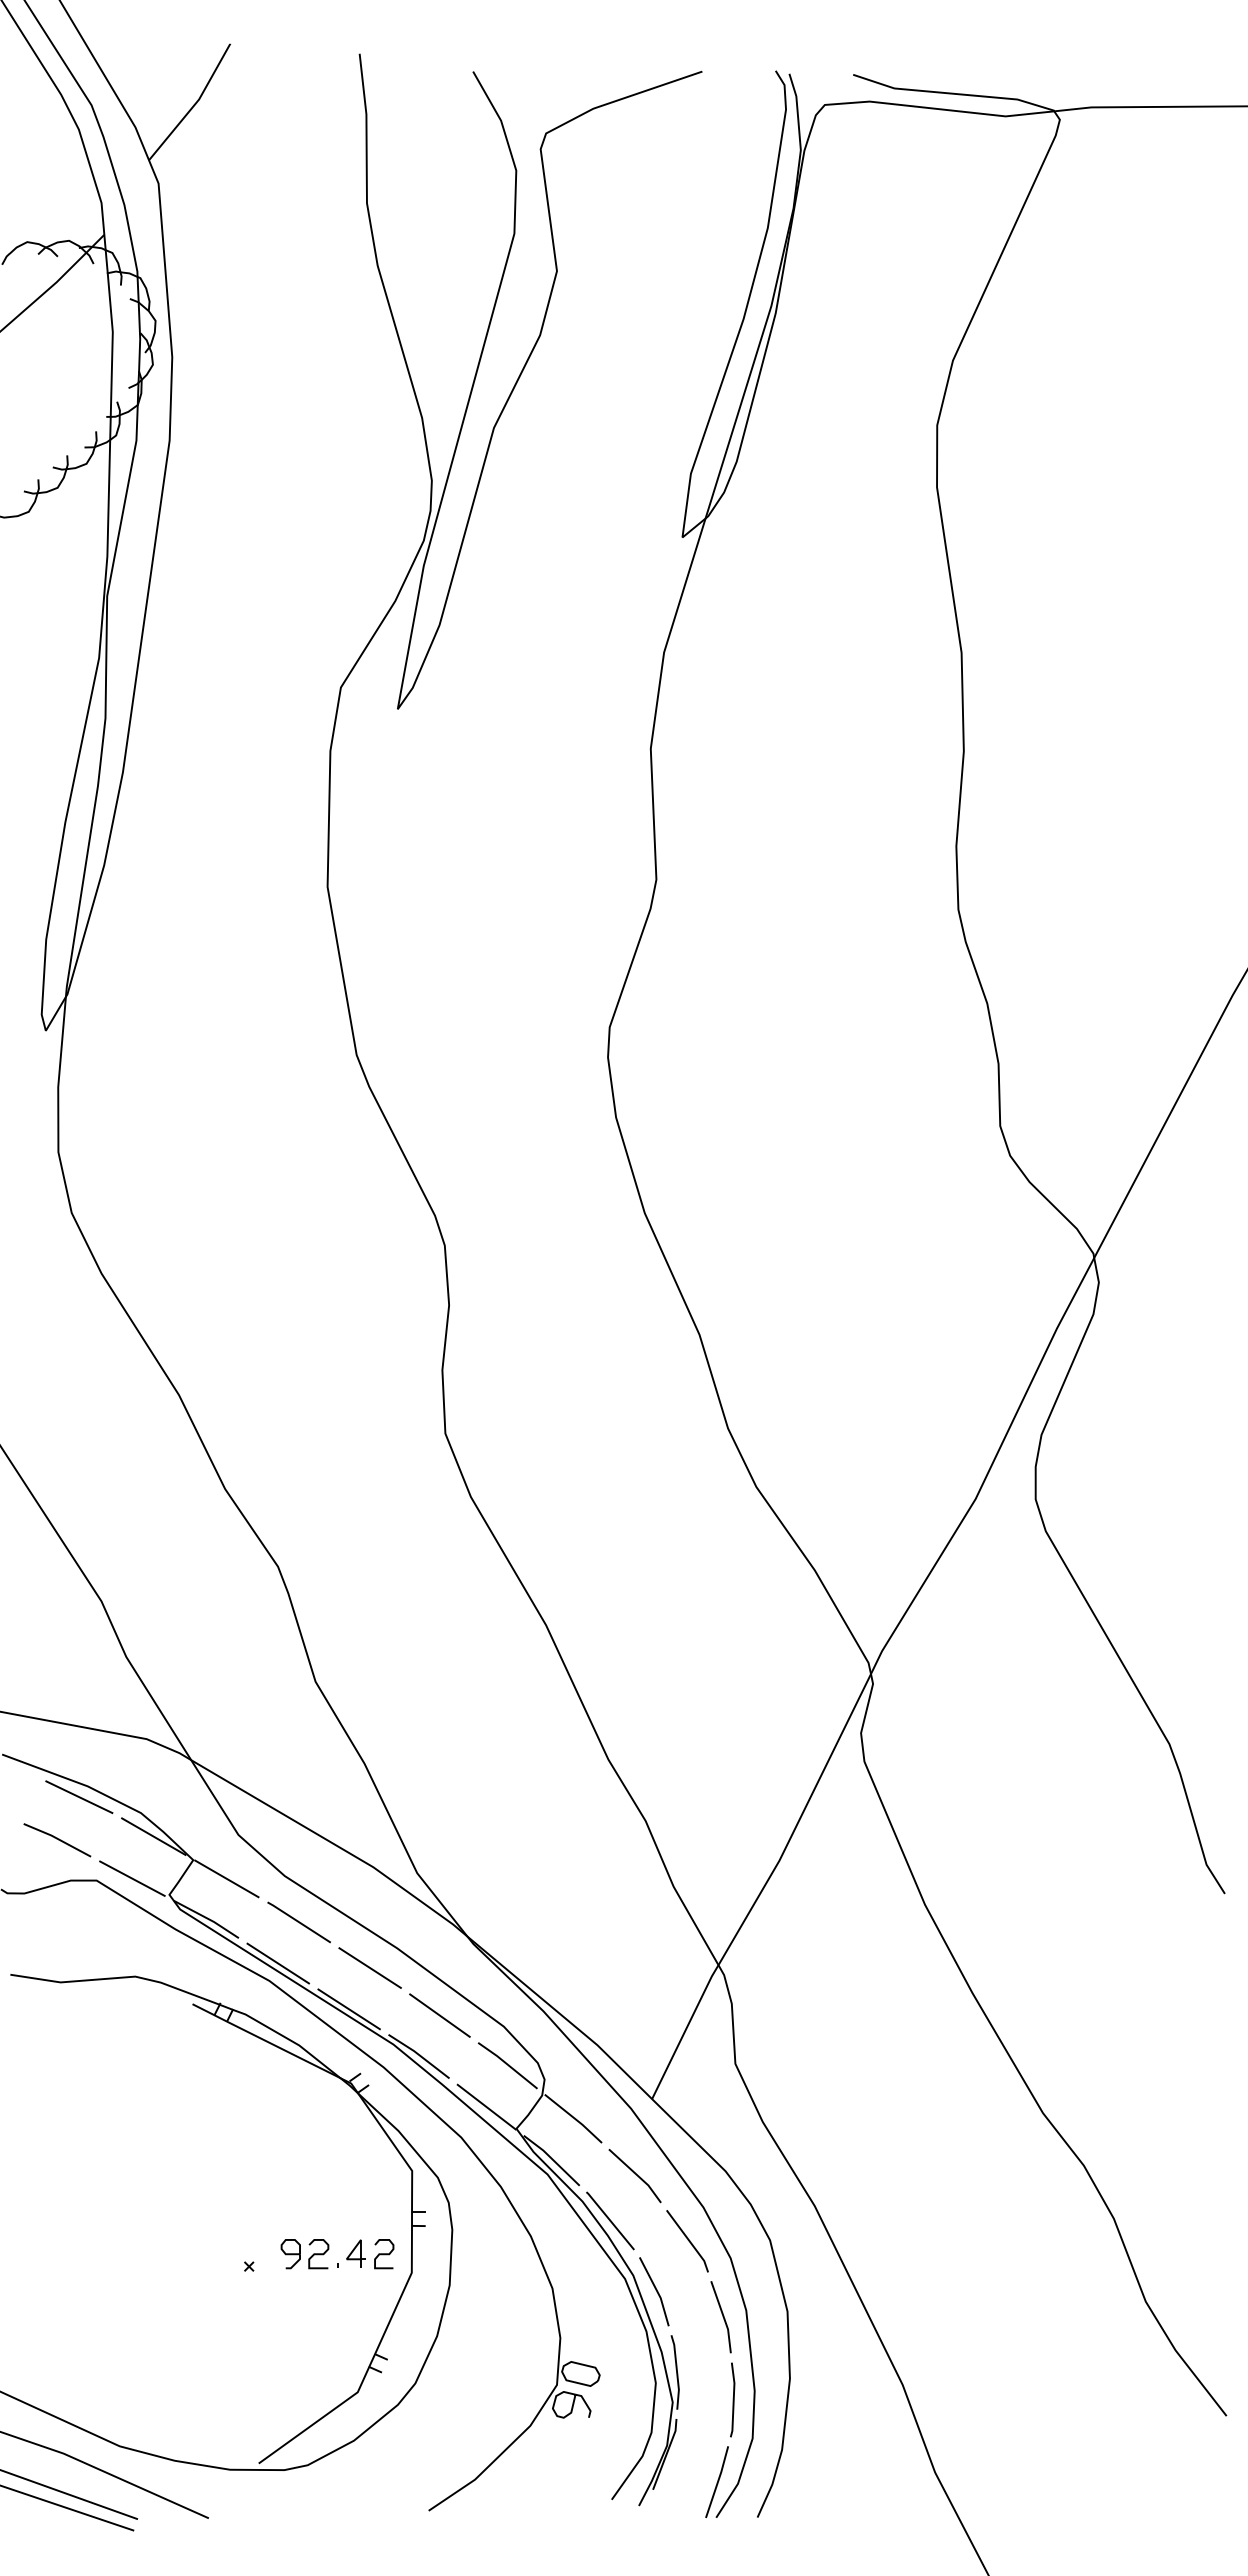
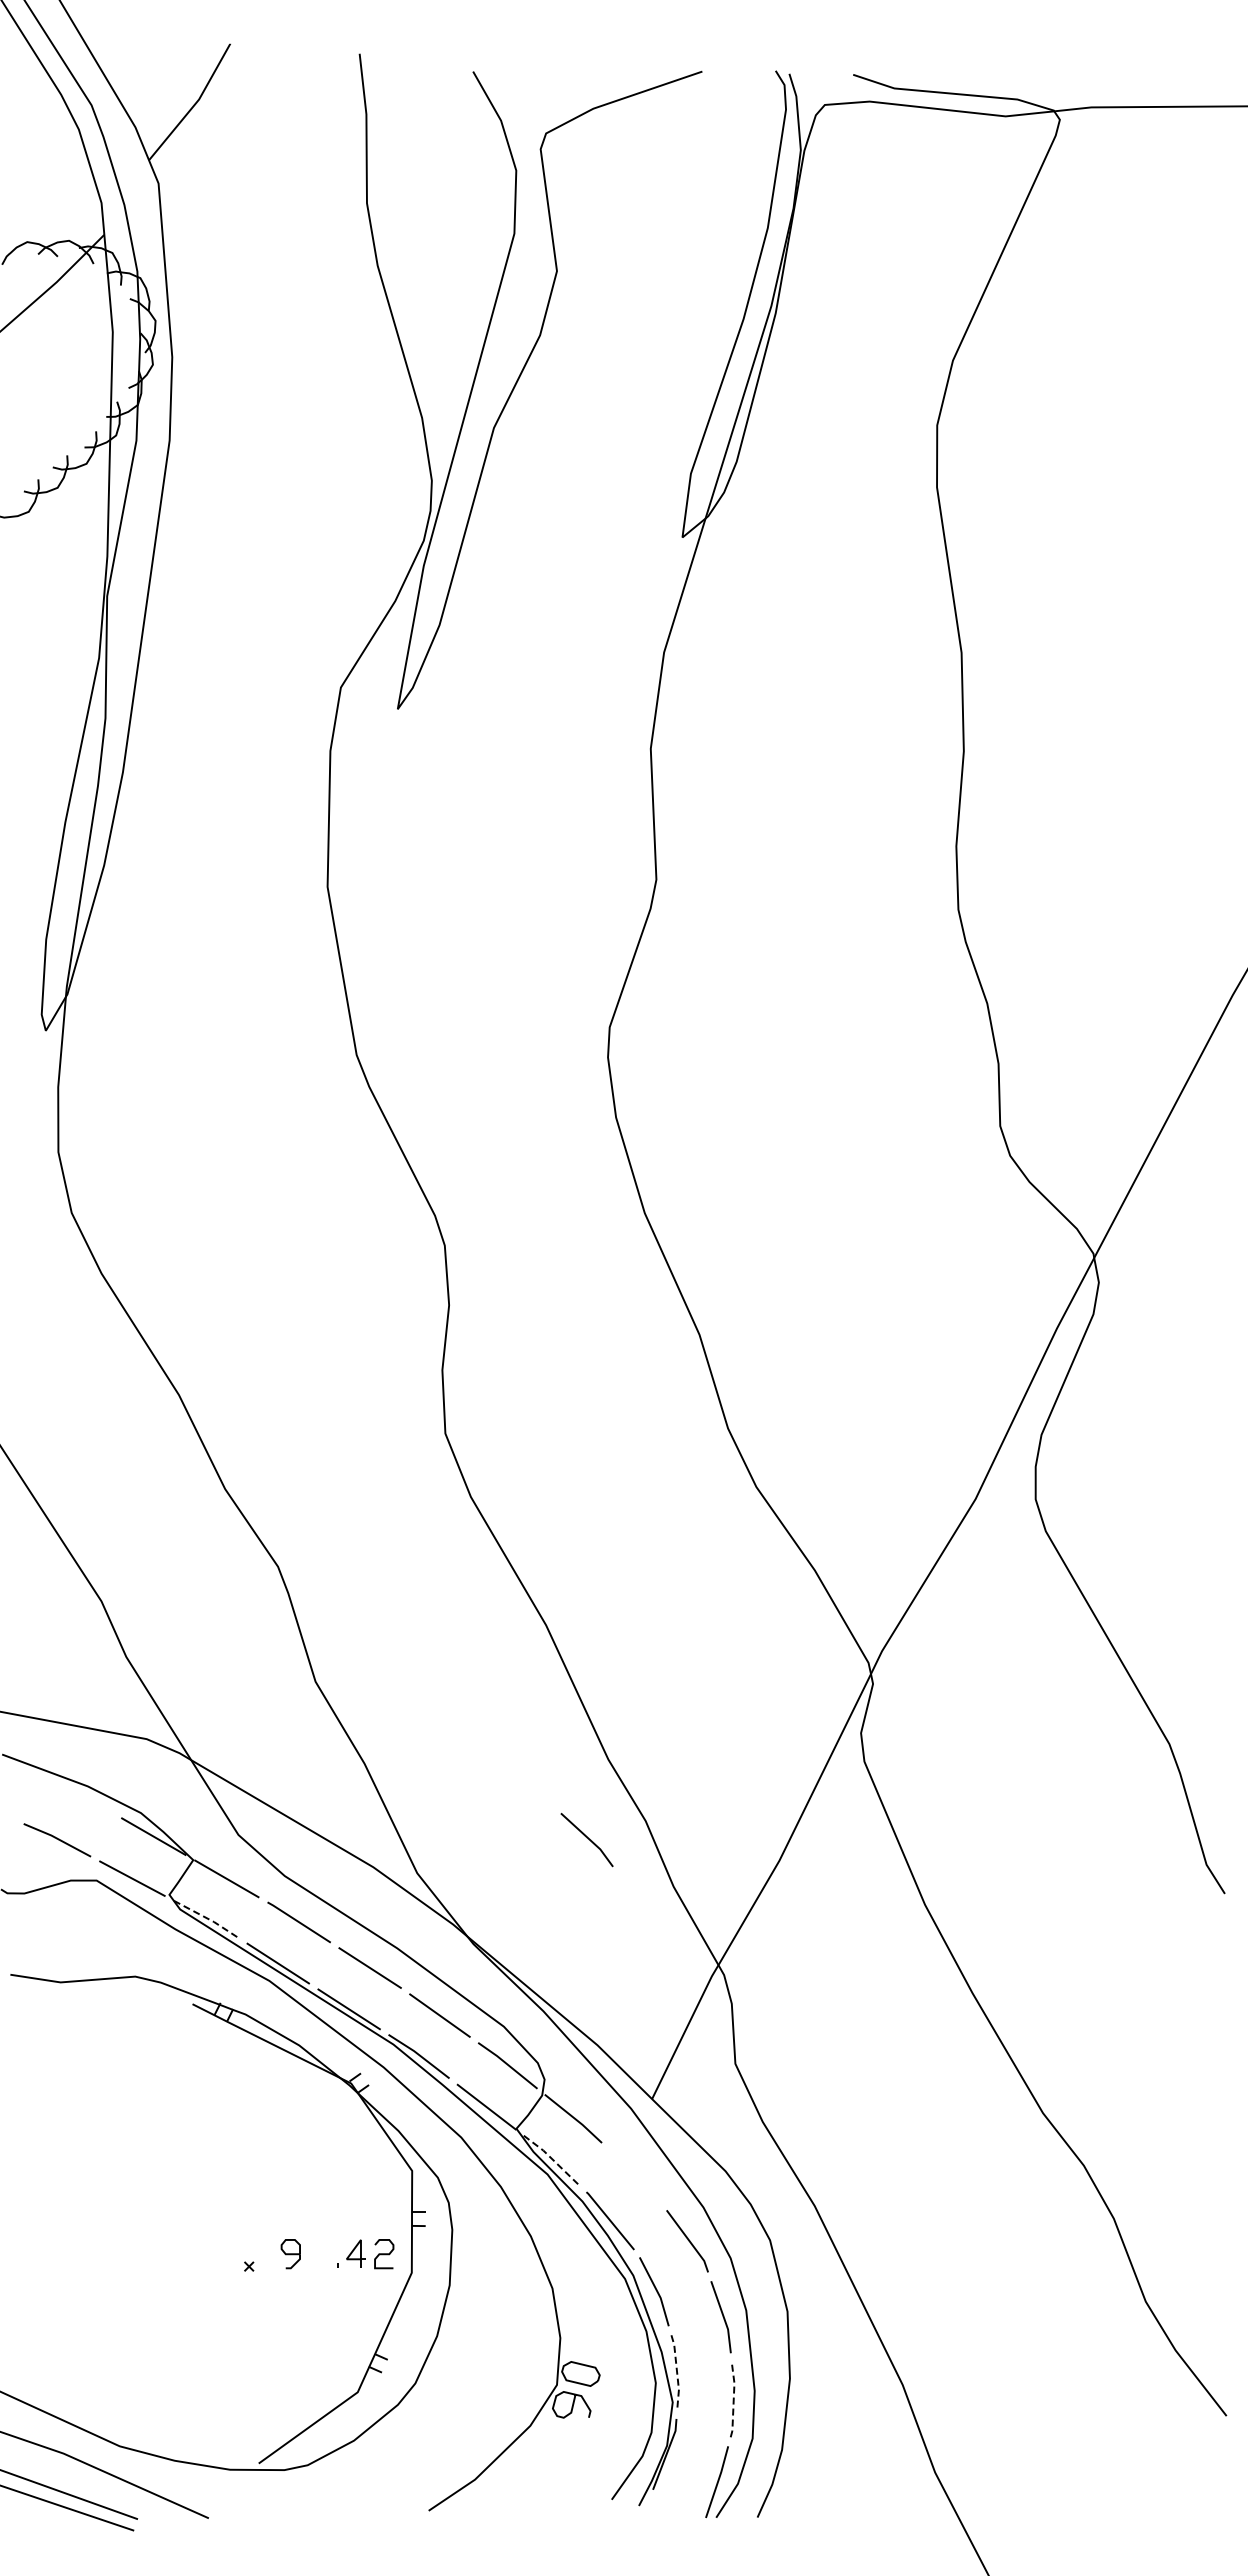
line: present -> none (79, 1796)
line: solid -> dashed (208, 1918)
line: solid -> dashed (552, 2159)
line position: (634, 2174) -> (586, 1838) (586, 1838)
curve: present -> none (318, 2254)
line: solid -> dashed (677, 2372)
line: solid -> dashed (733, 2400)
